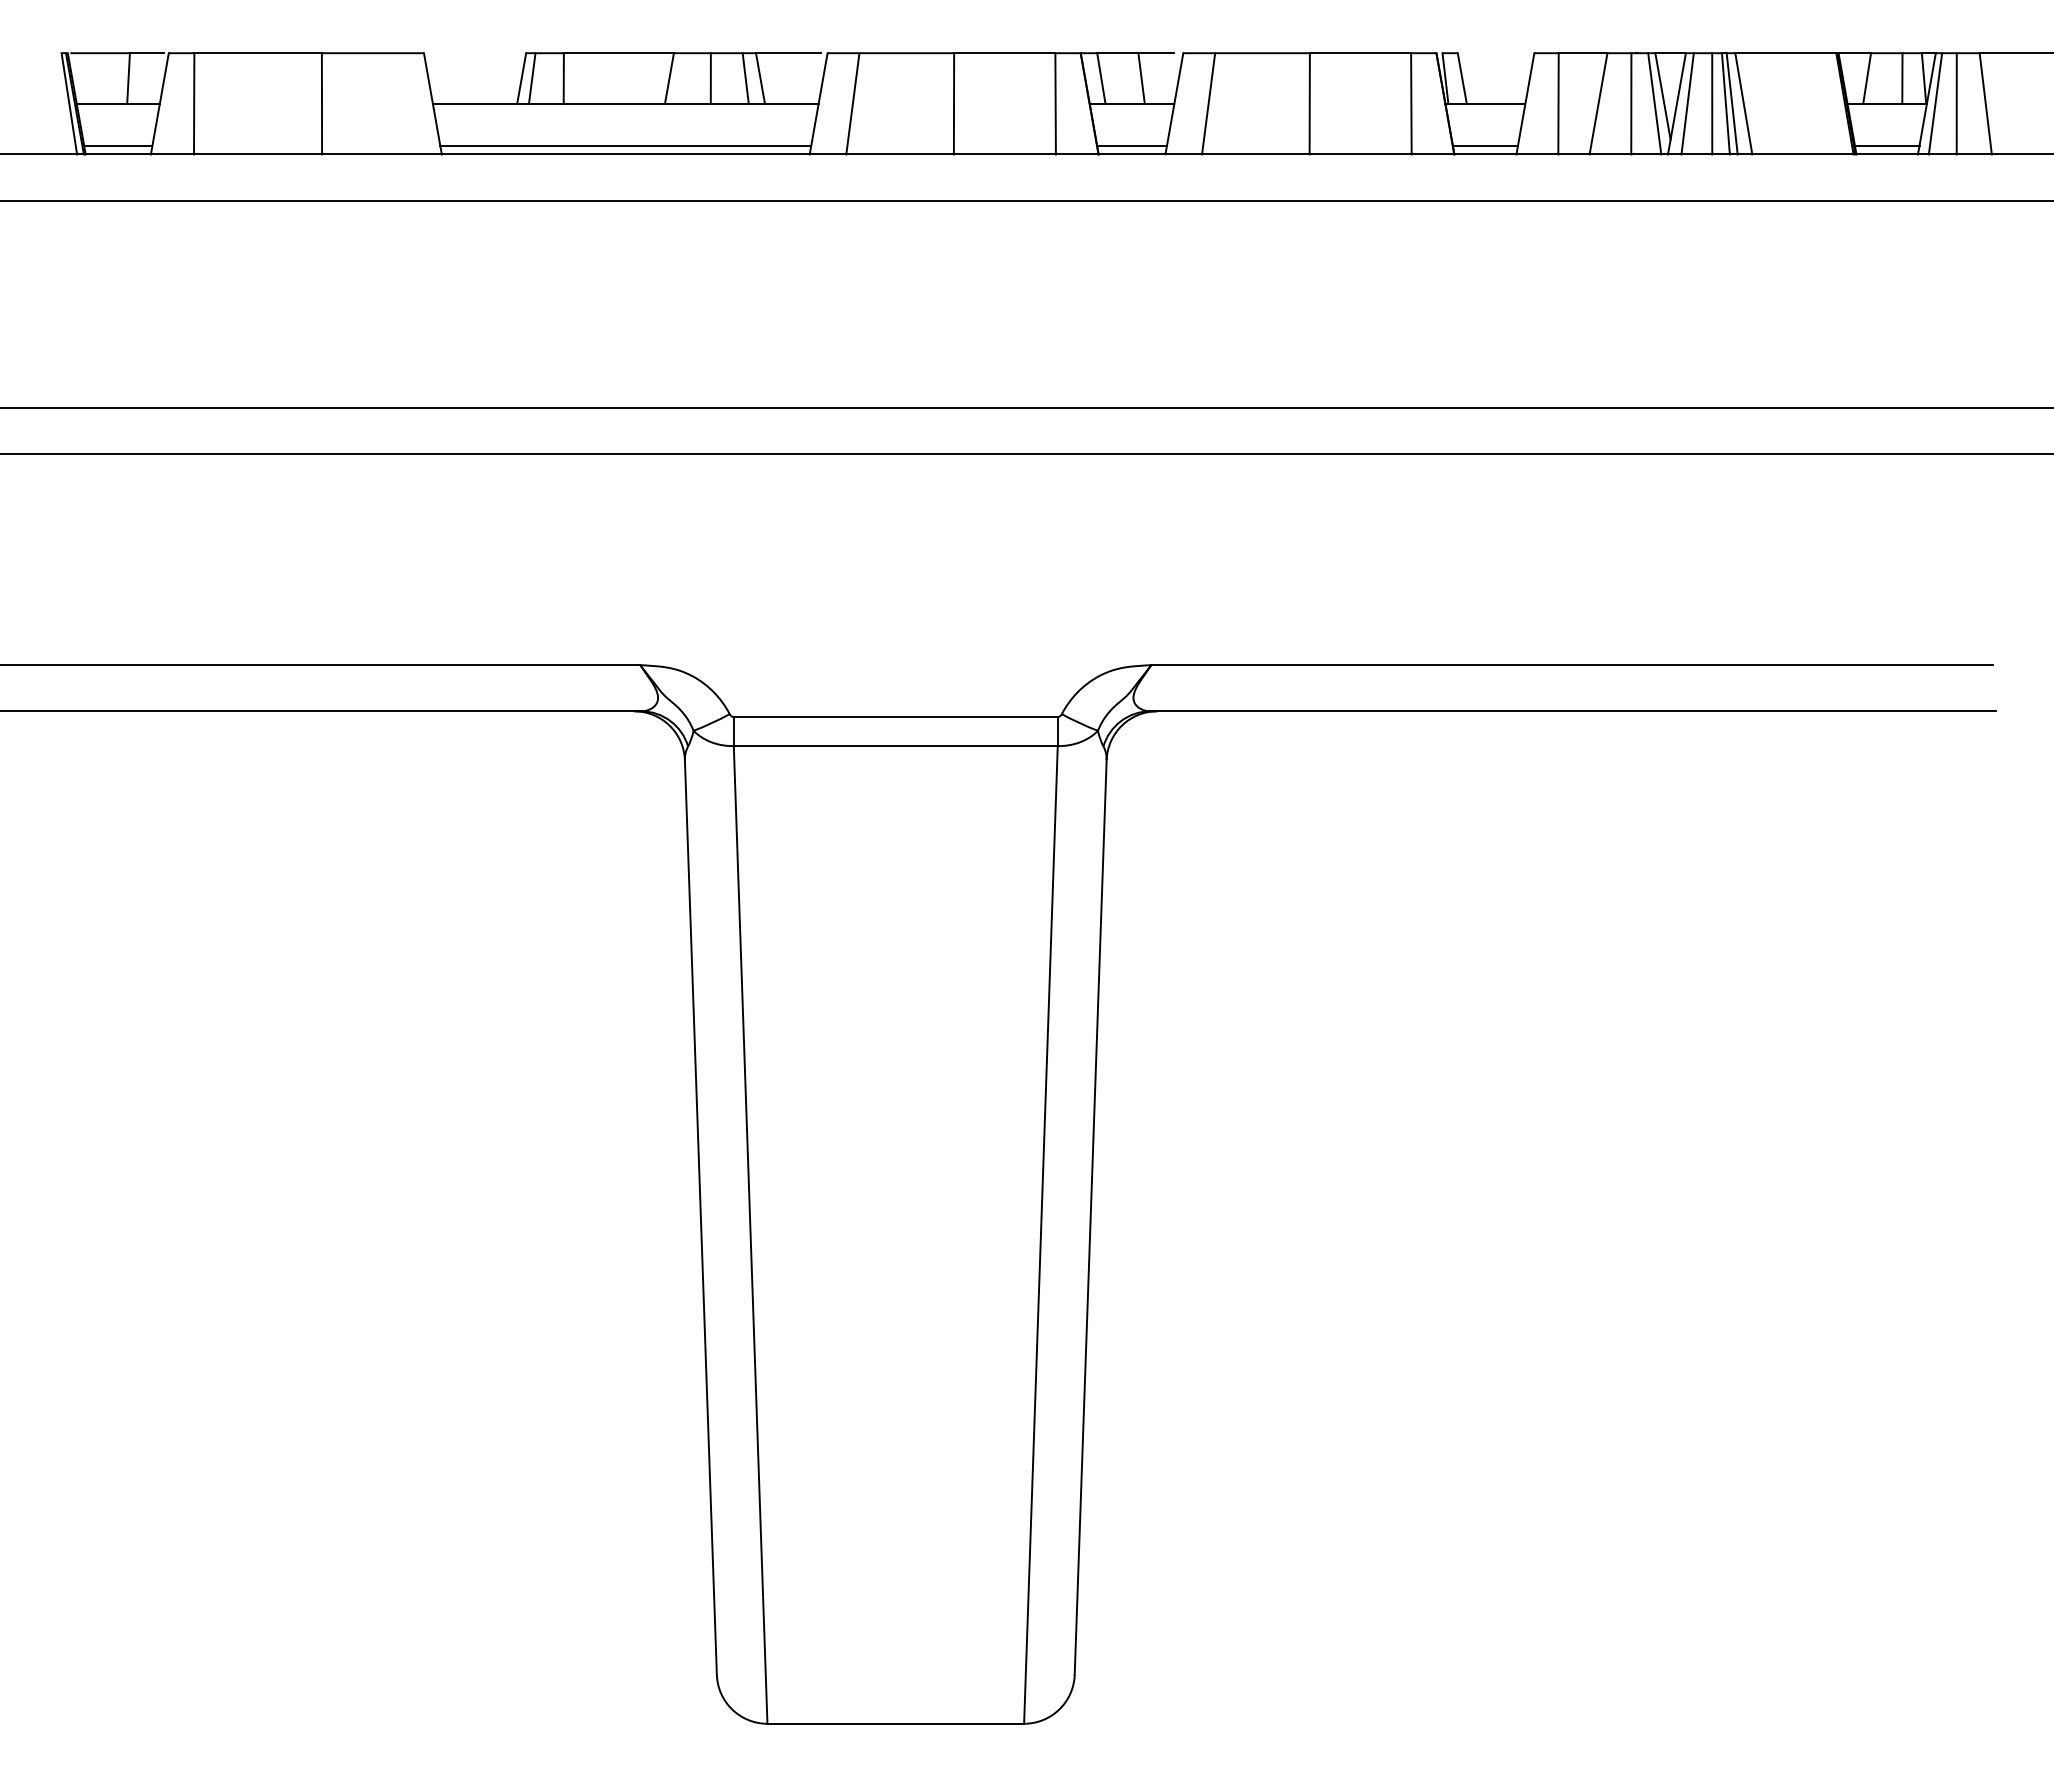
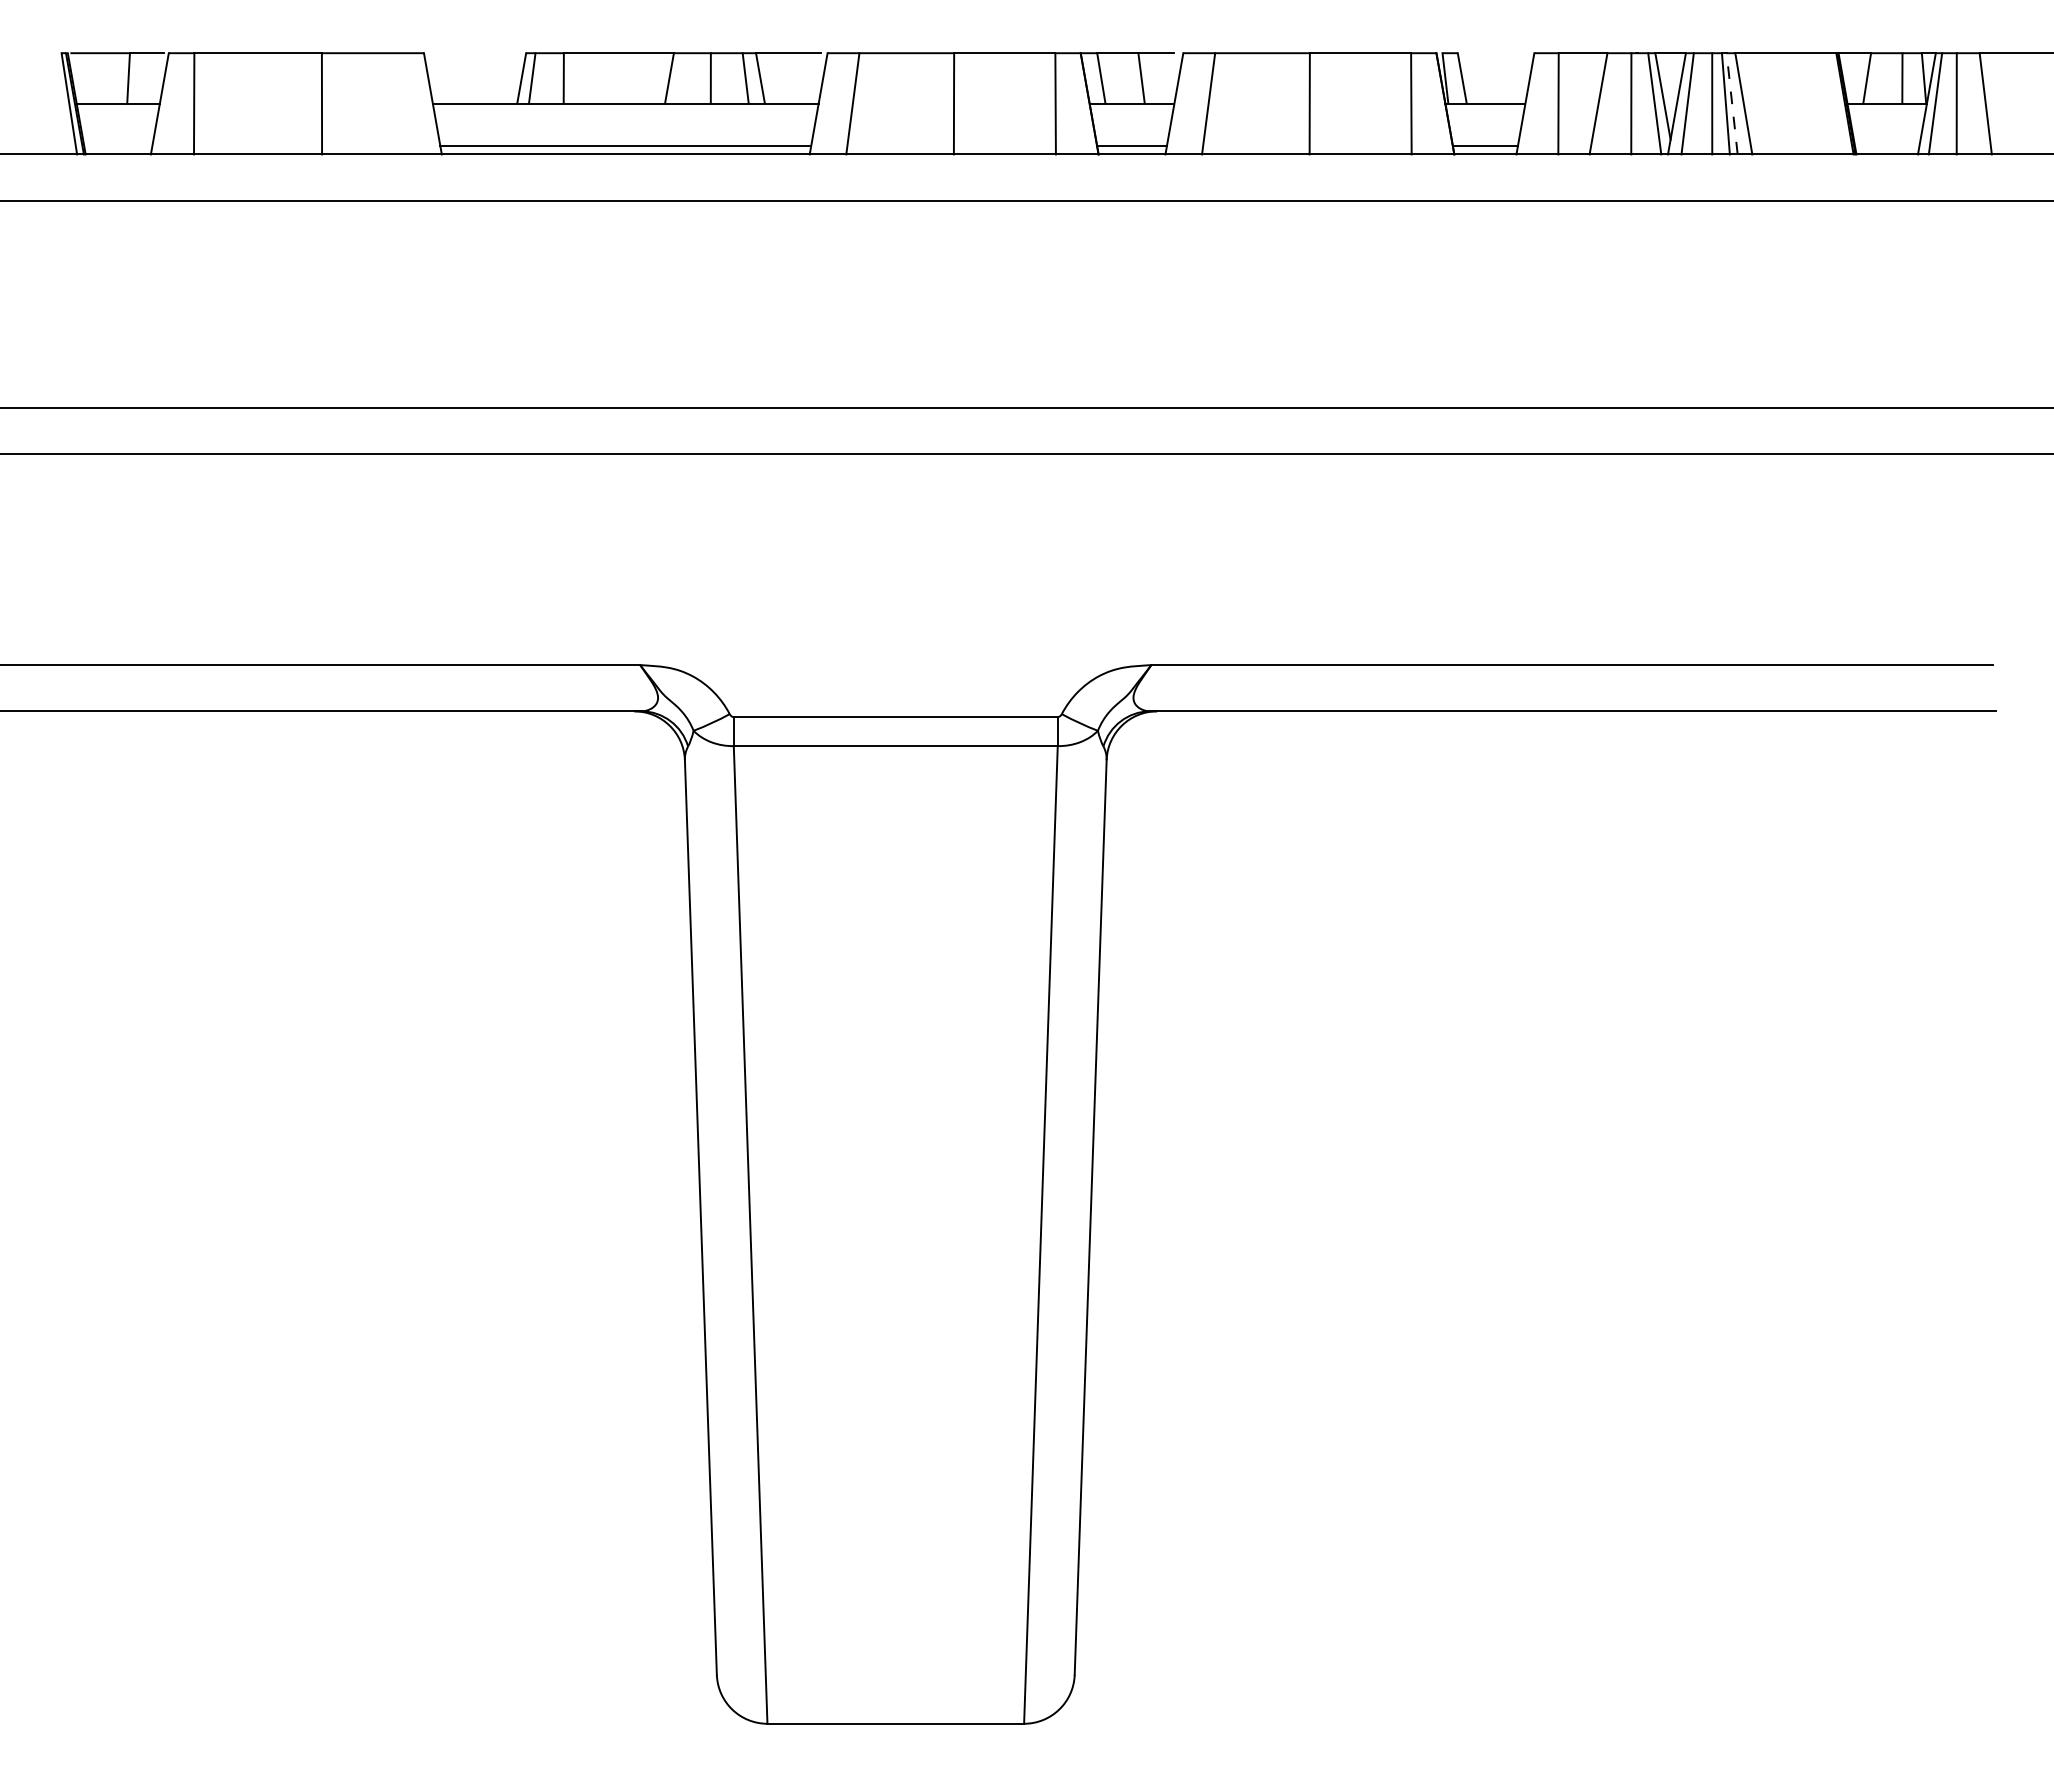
line: solid -> dashed (1732, 103)
line: present -> none (118, 145)
line: present -> none (1886, 145)
